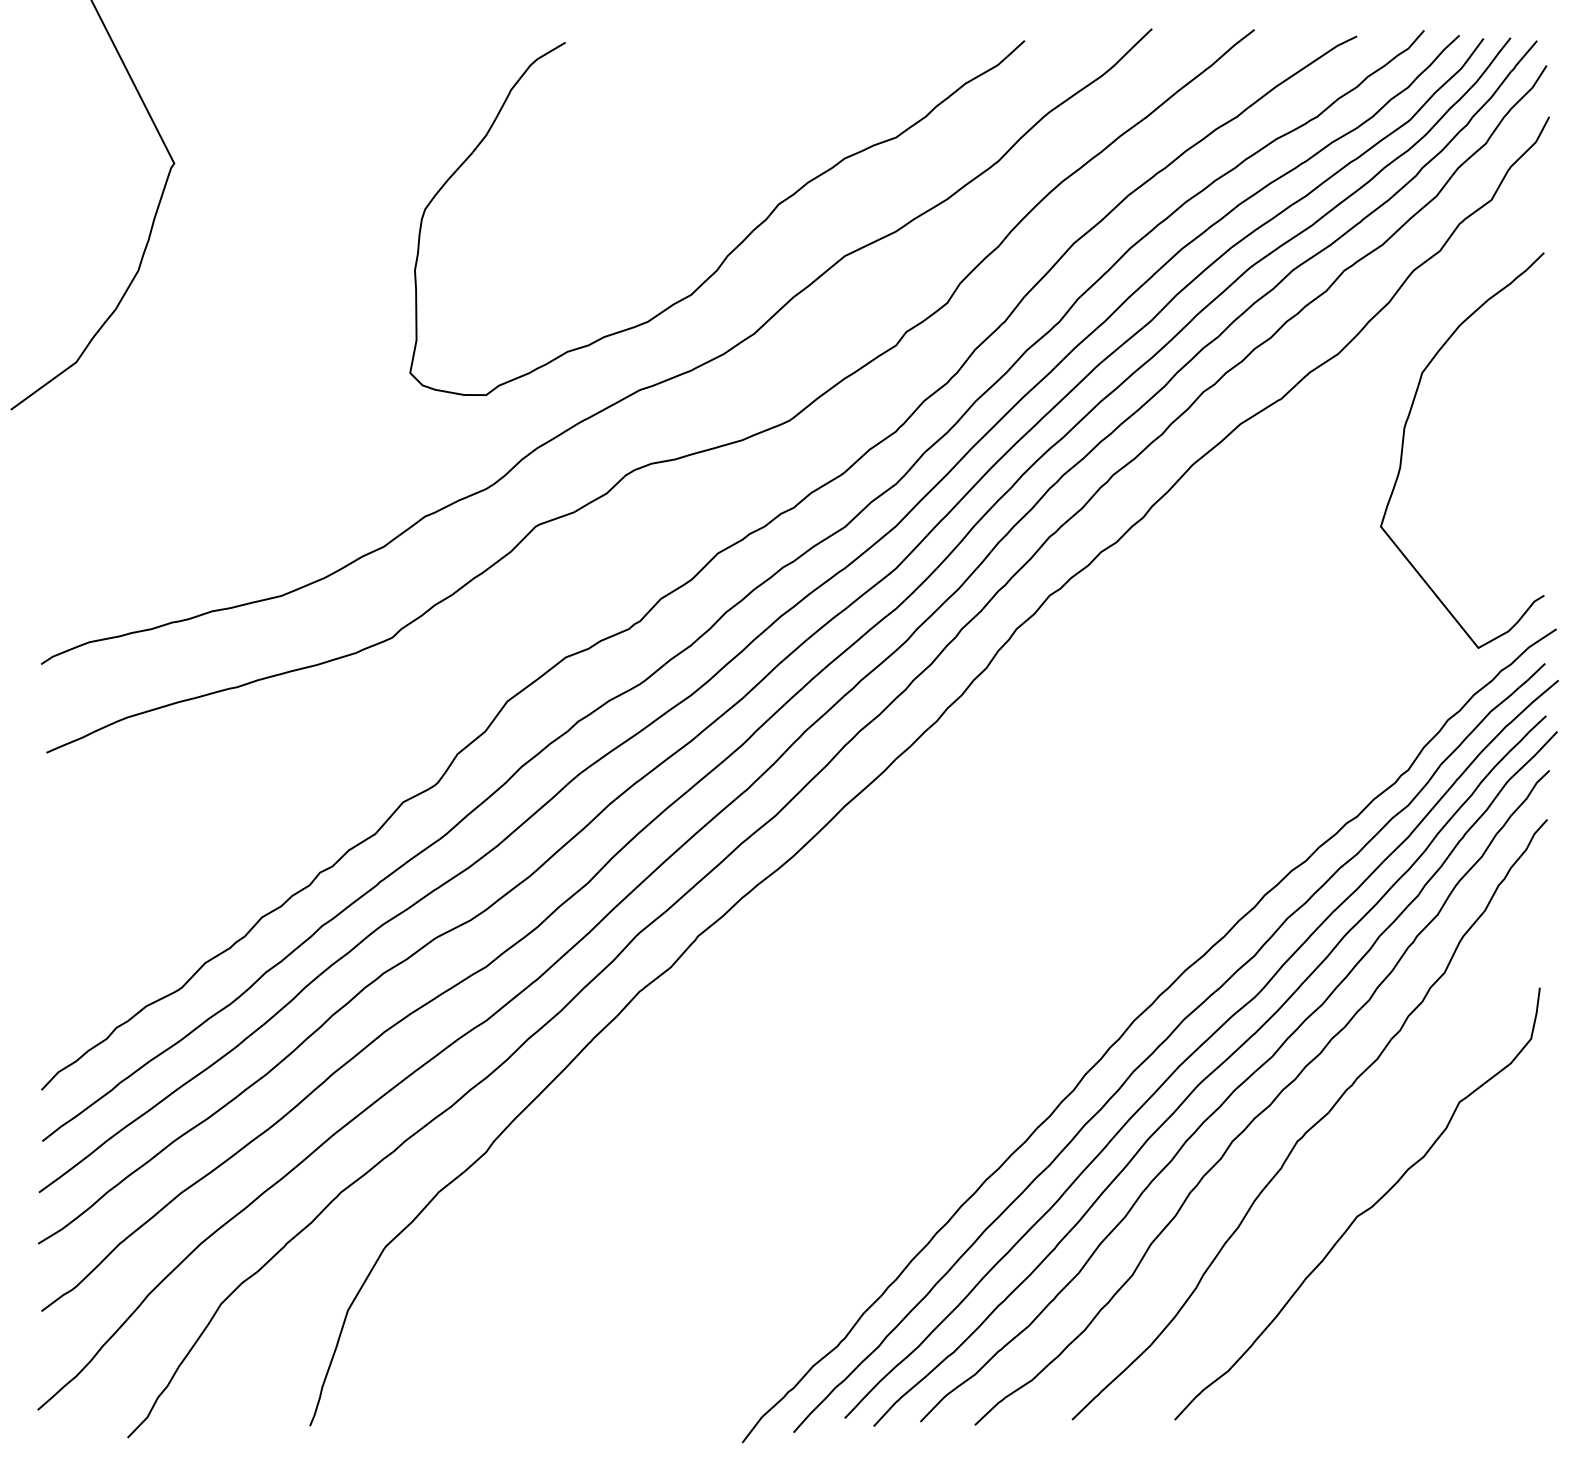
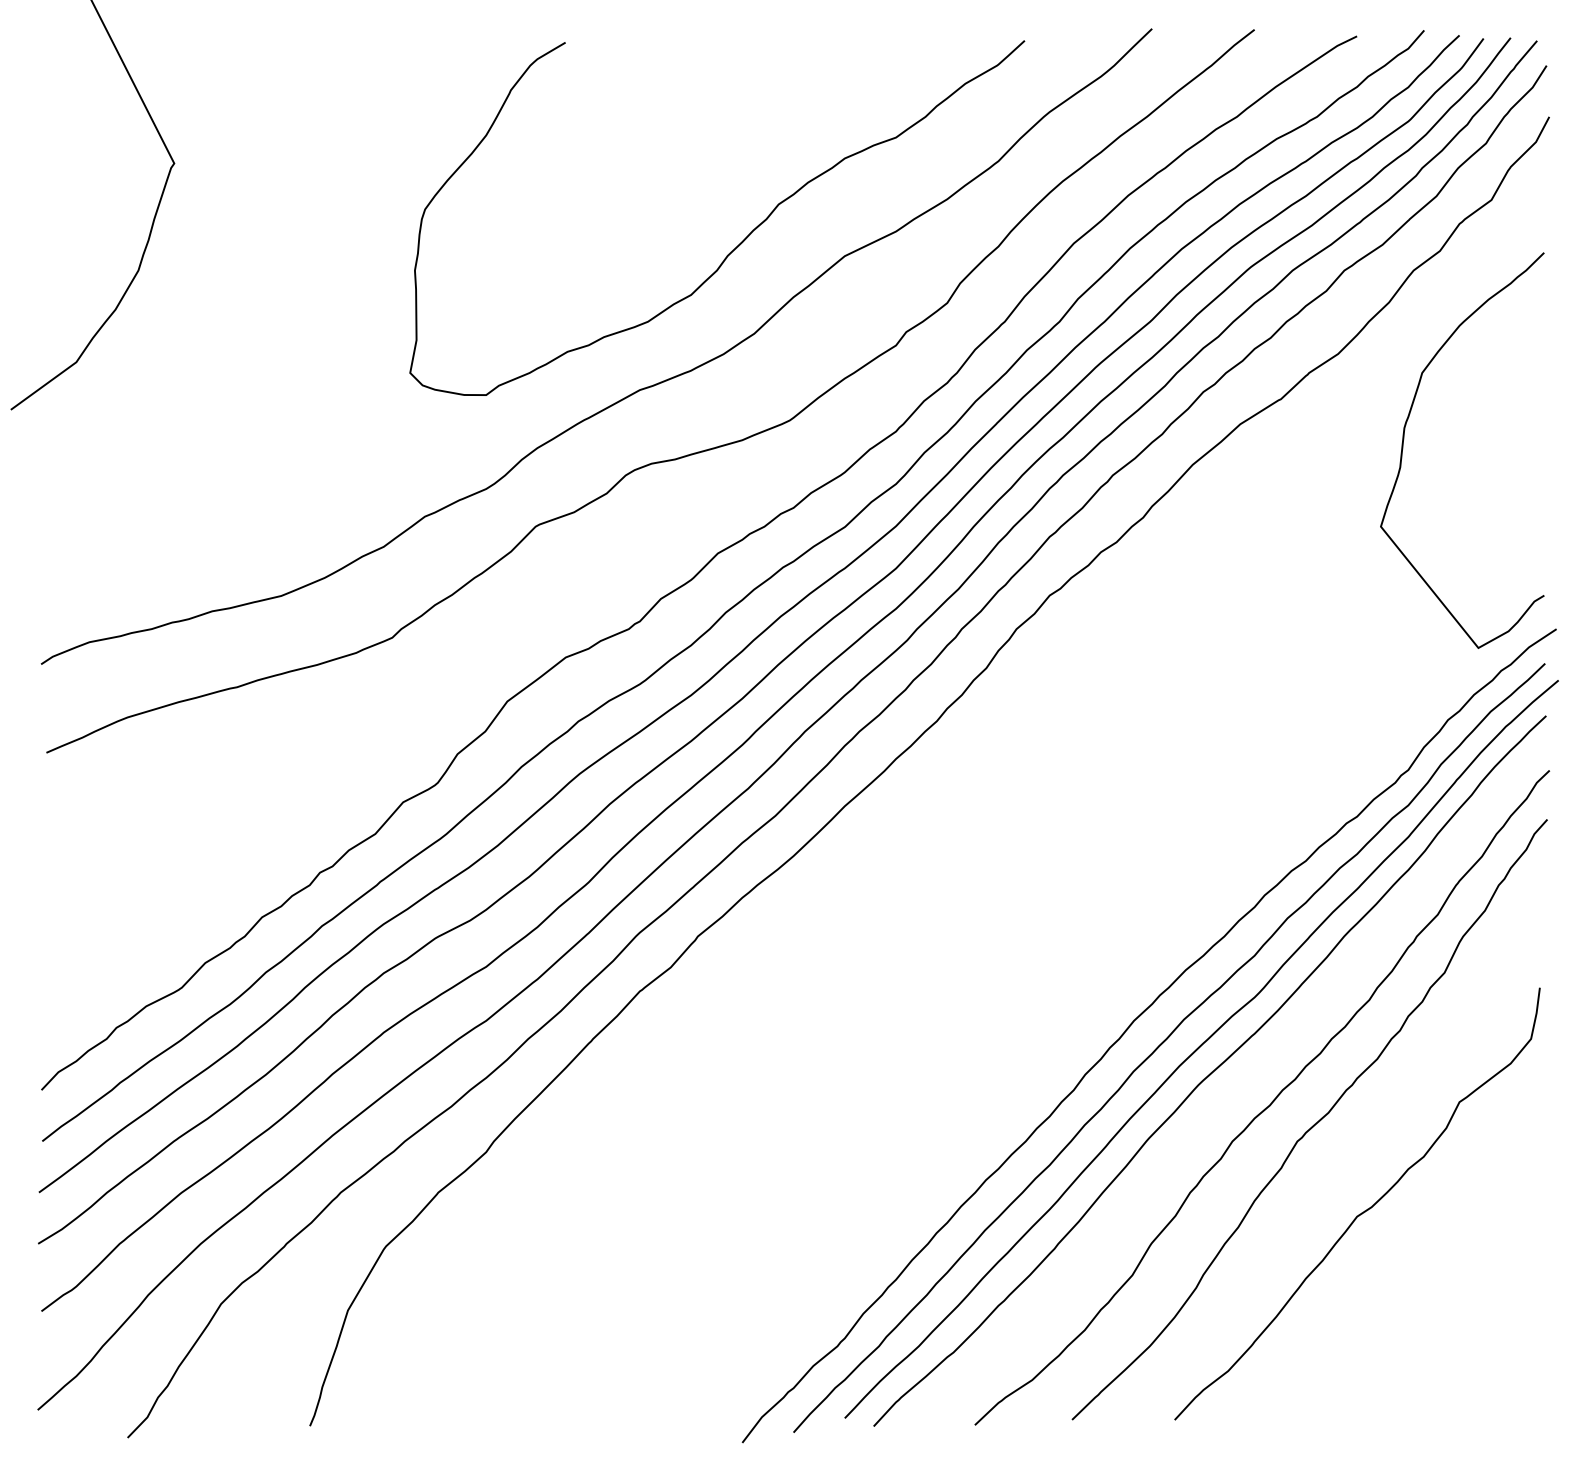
curve: present -> none (1241, 1082)
